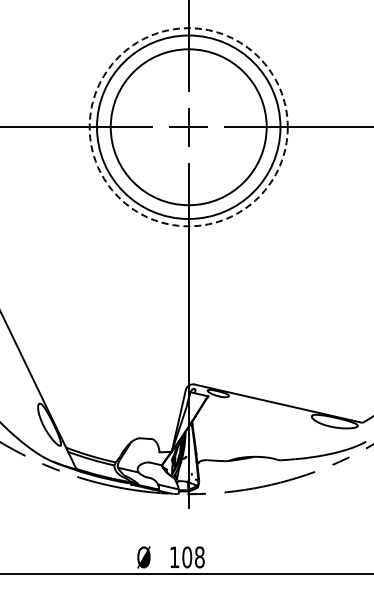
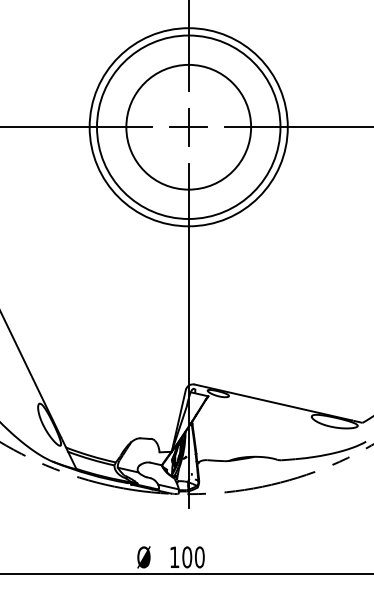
circle diameter: 156 px -> 125 px (188, 126)
circle: dashed -> solid (188, 127)
text: 108 -> 100 (199, 557)
